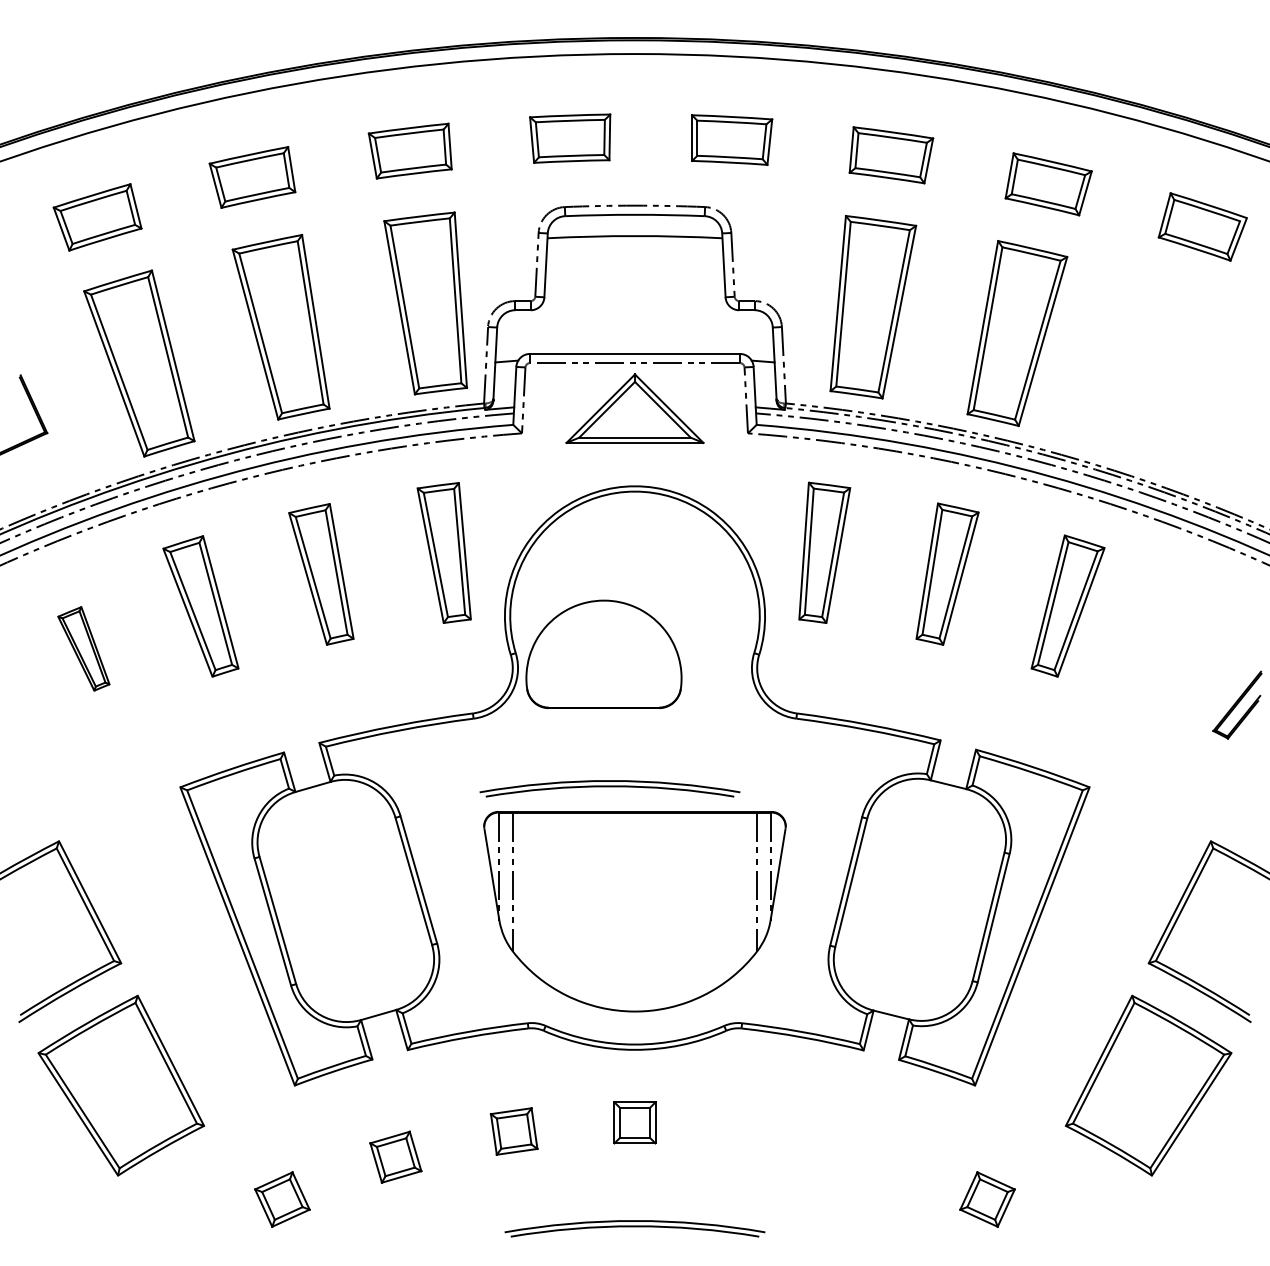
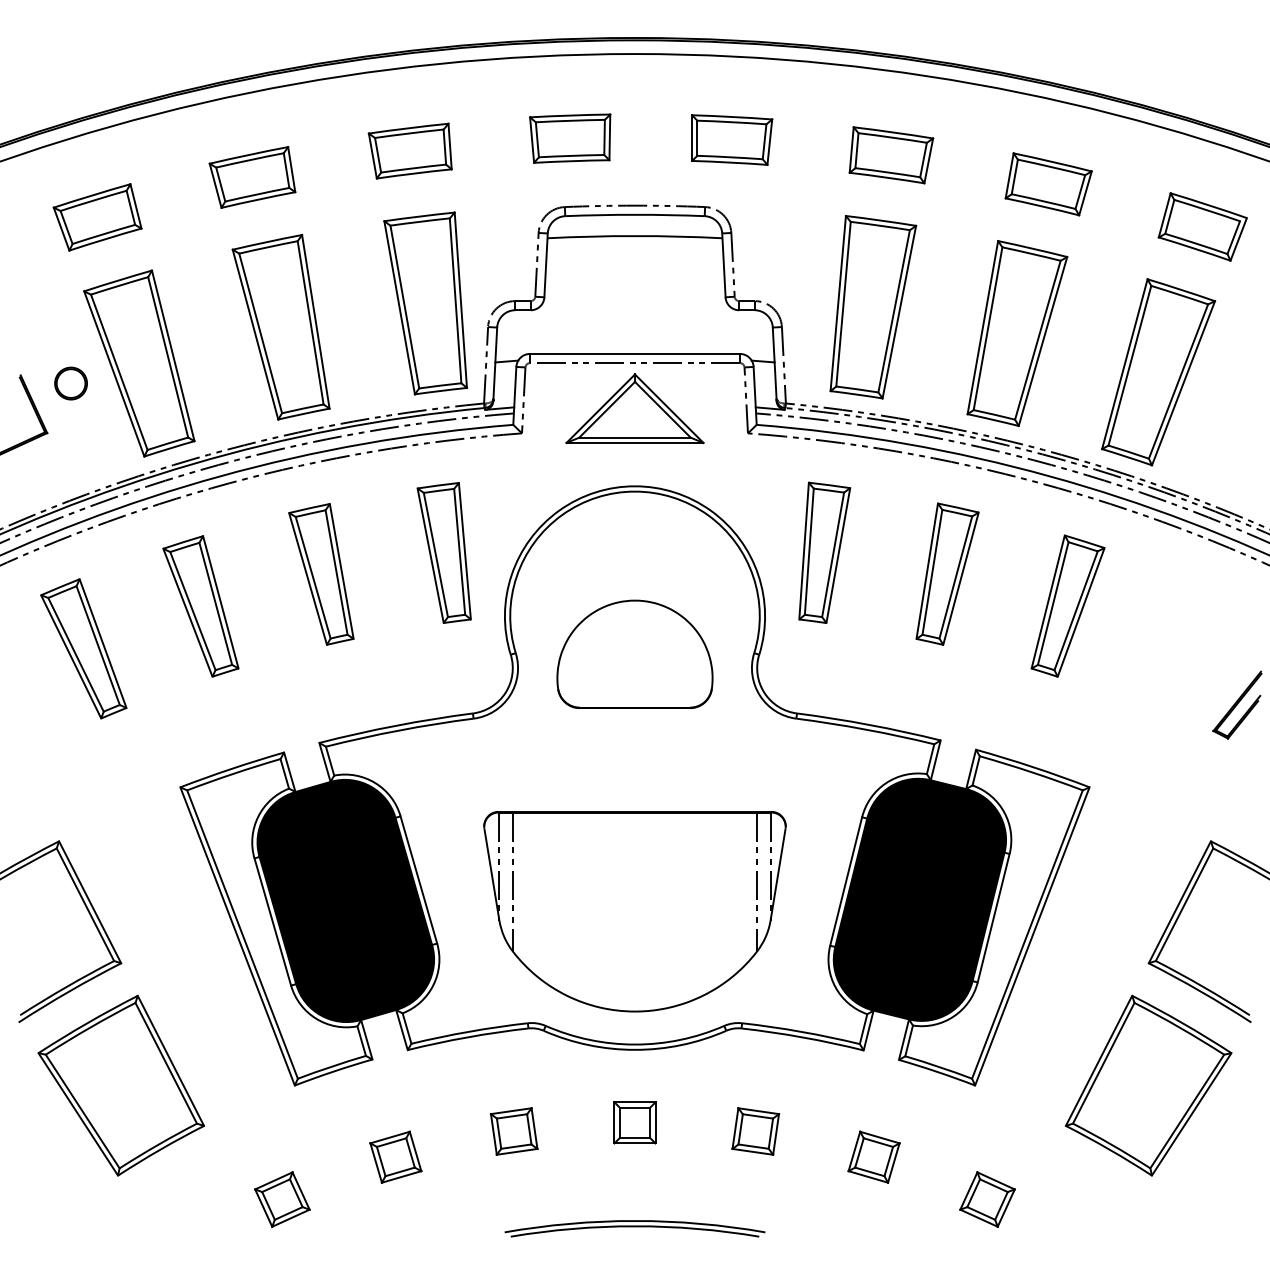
part: none -> present (1158, 372)
part: none -> present (70, 383)
part size: 54x86 px -> 88x142 px (83, 648)
part position: (603, 653) -> (634, 653) (634, 653)
part: present -> none (609, 788)
fill: none -> present (919, 899)
fill: none -> present (345, 900)
part: none -> present (755, 1131)
part: none -> present (873, 1156)
